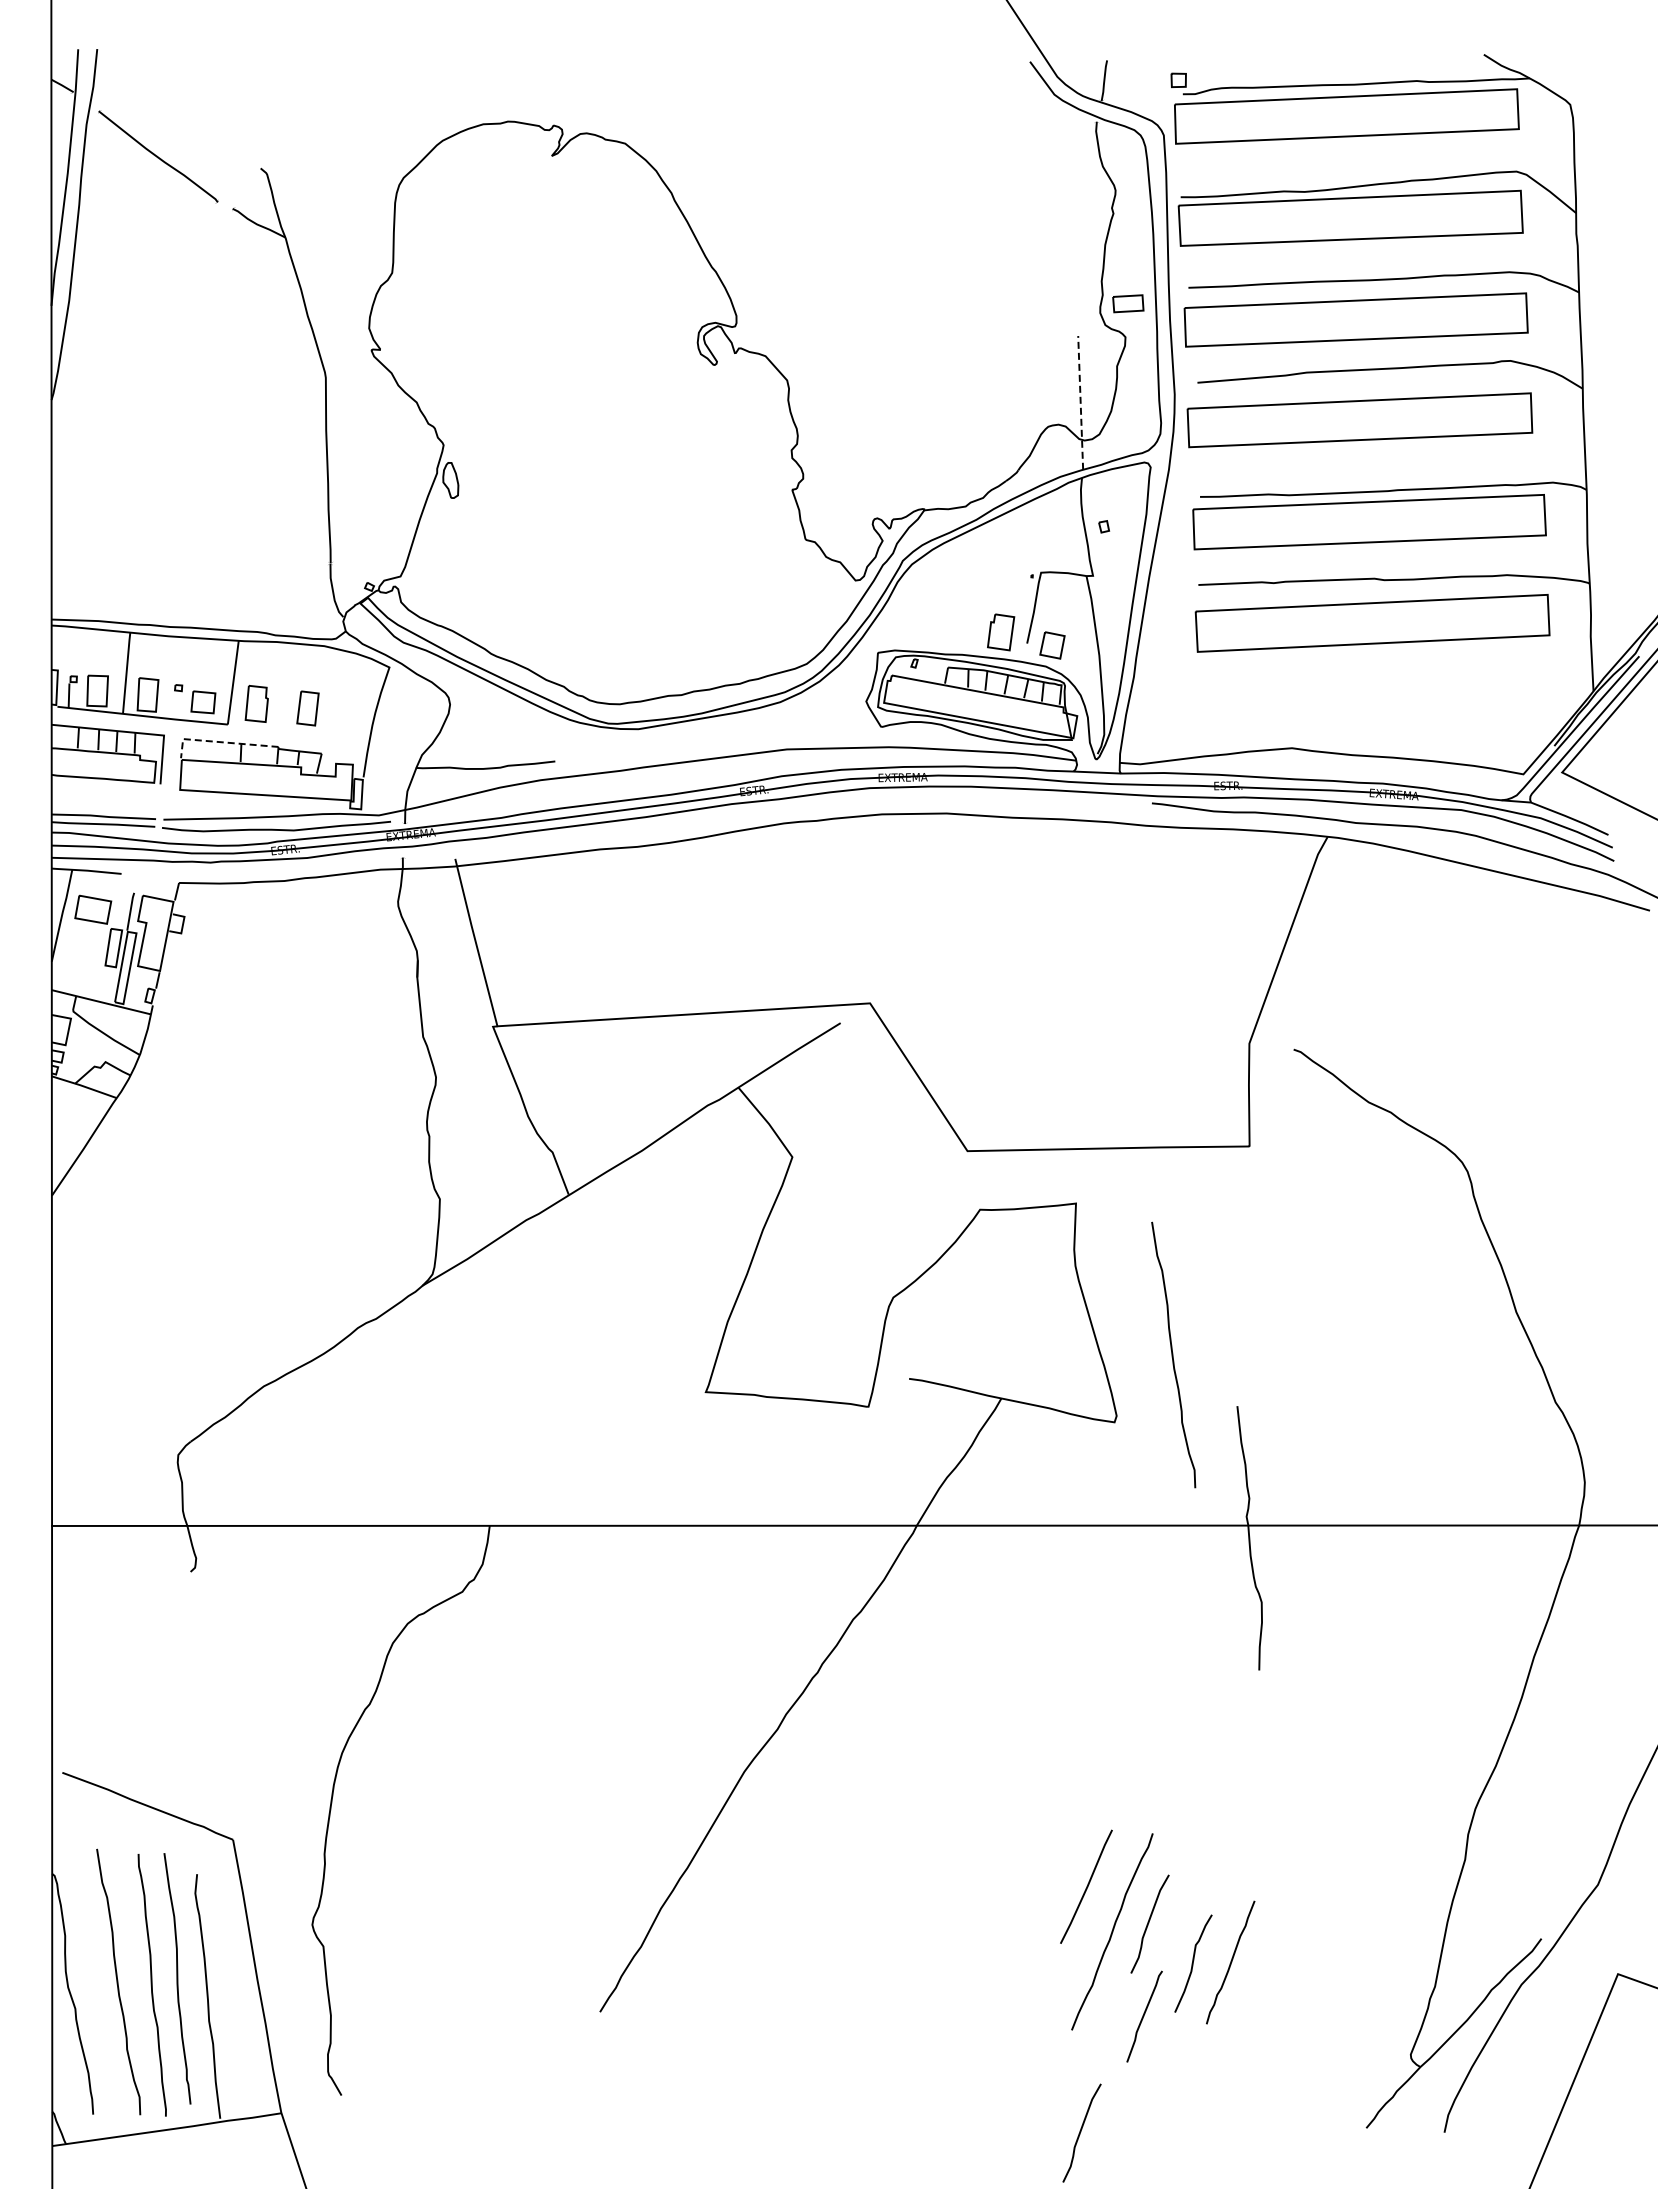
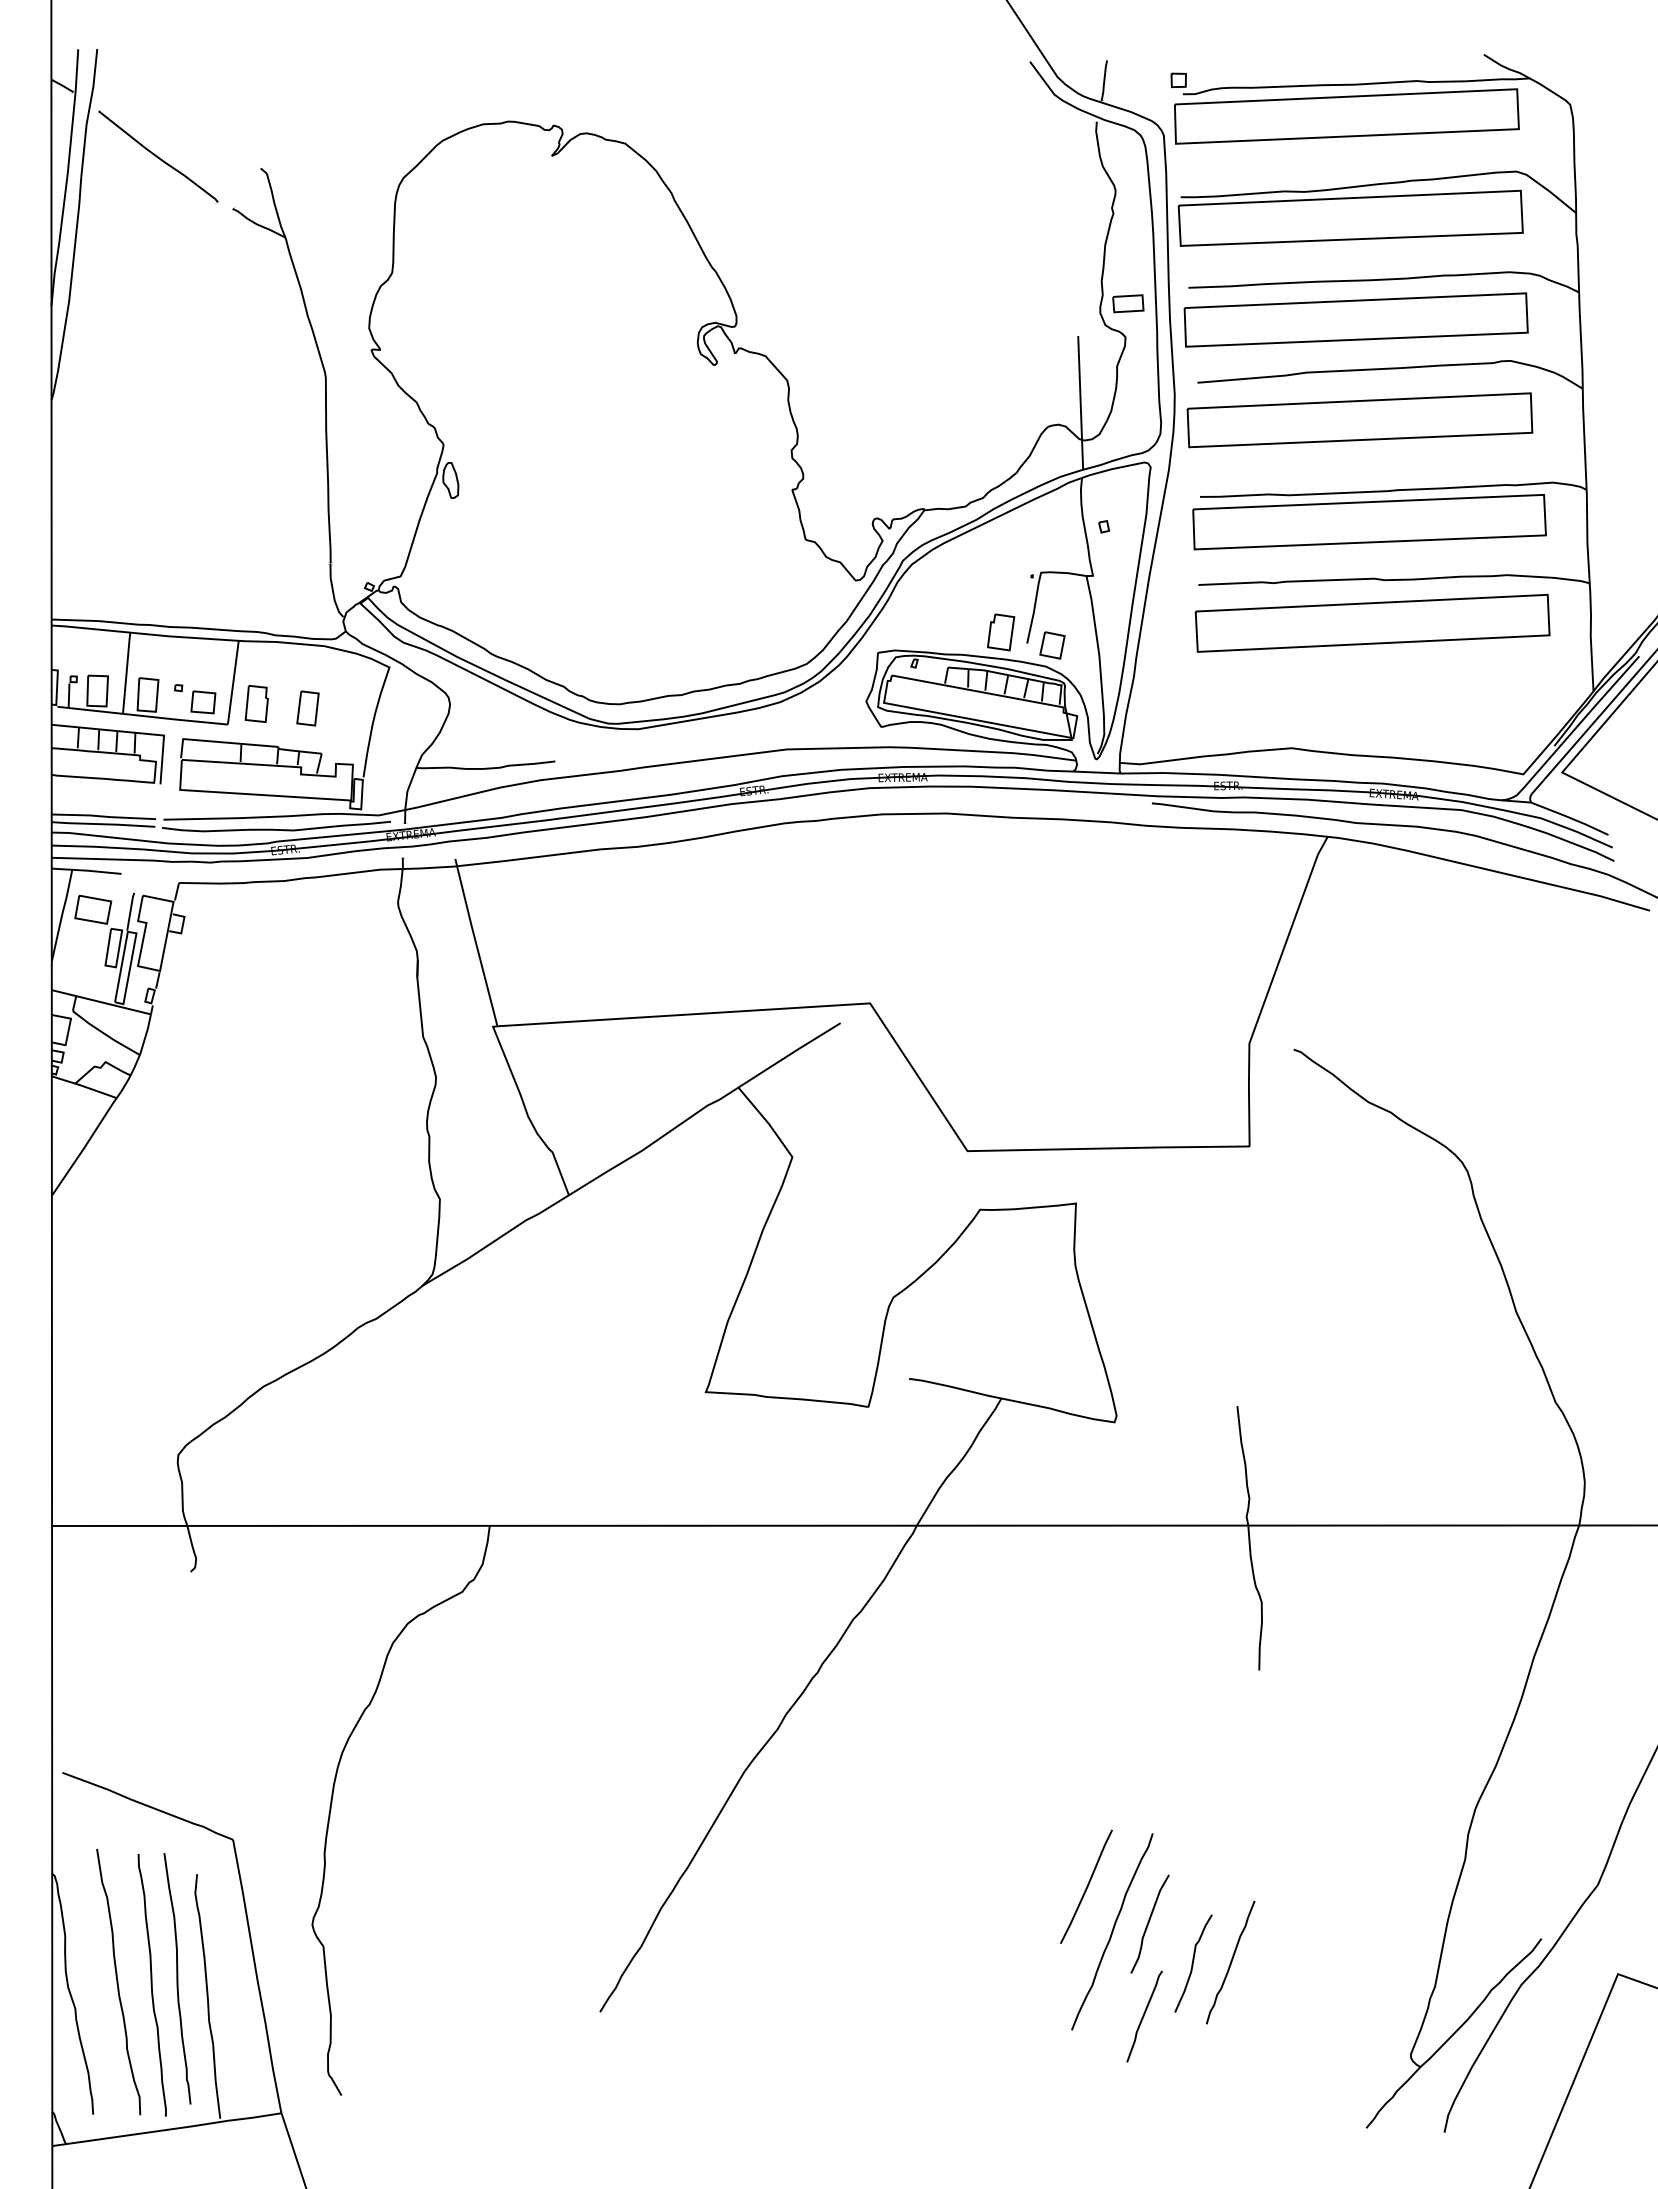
line: dashed -> solid (1080, 402)
line: dashed -> solid (219, 742)
curve: present -> none (1173, 1354)
curve: present -> none (1081, 2132)
